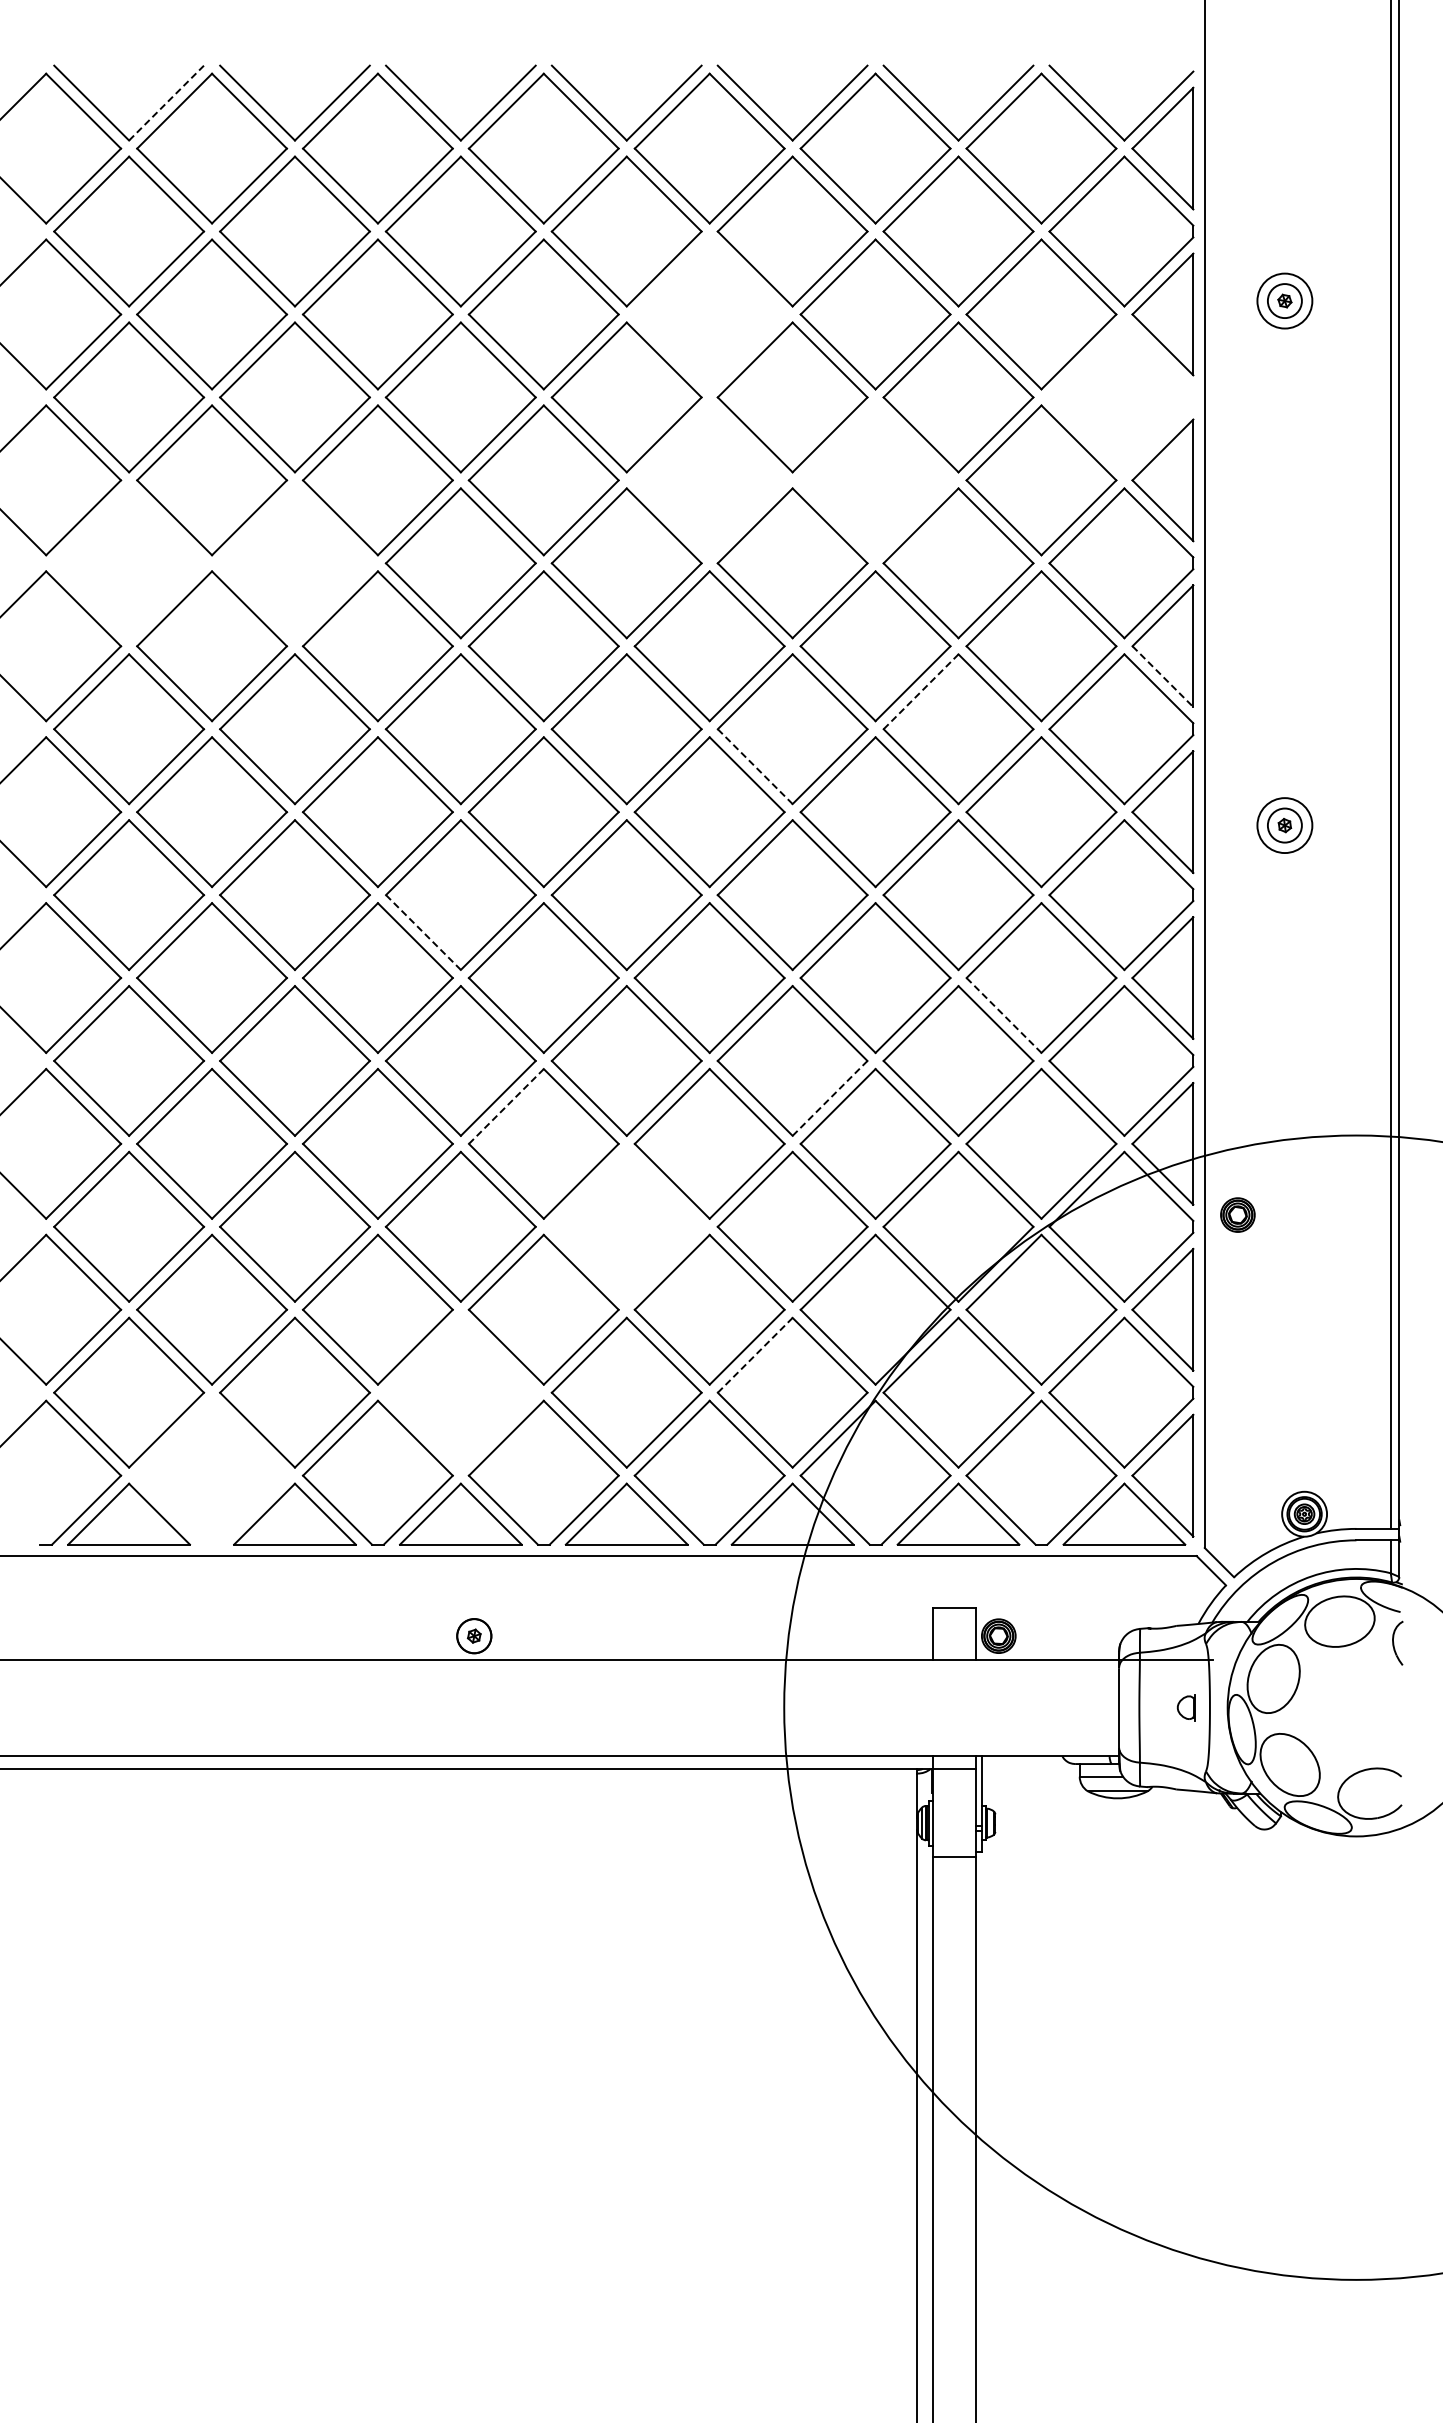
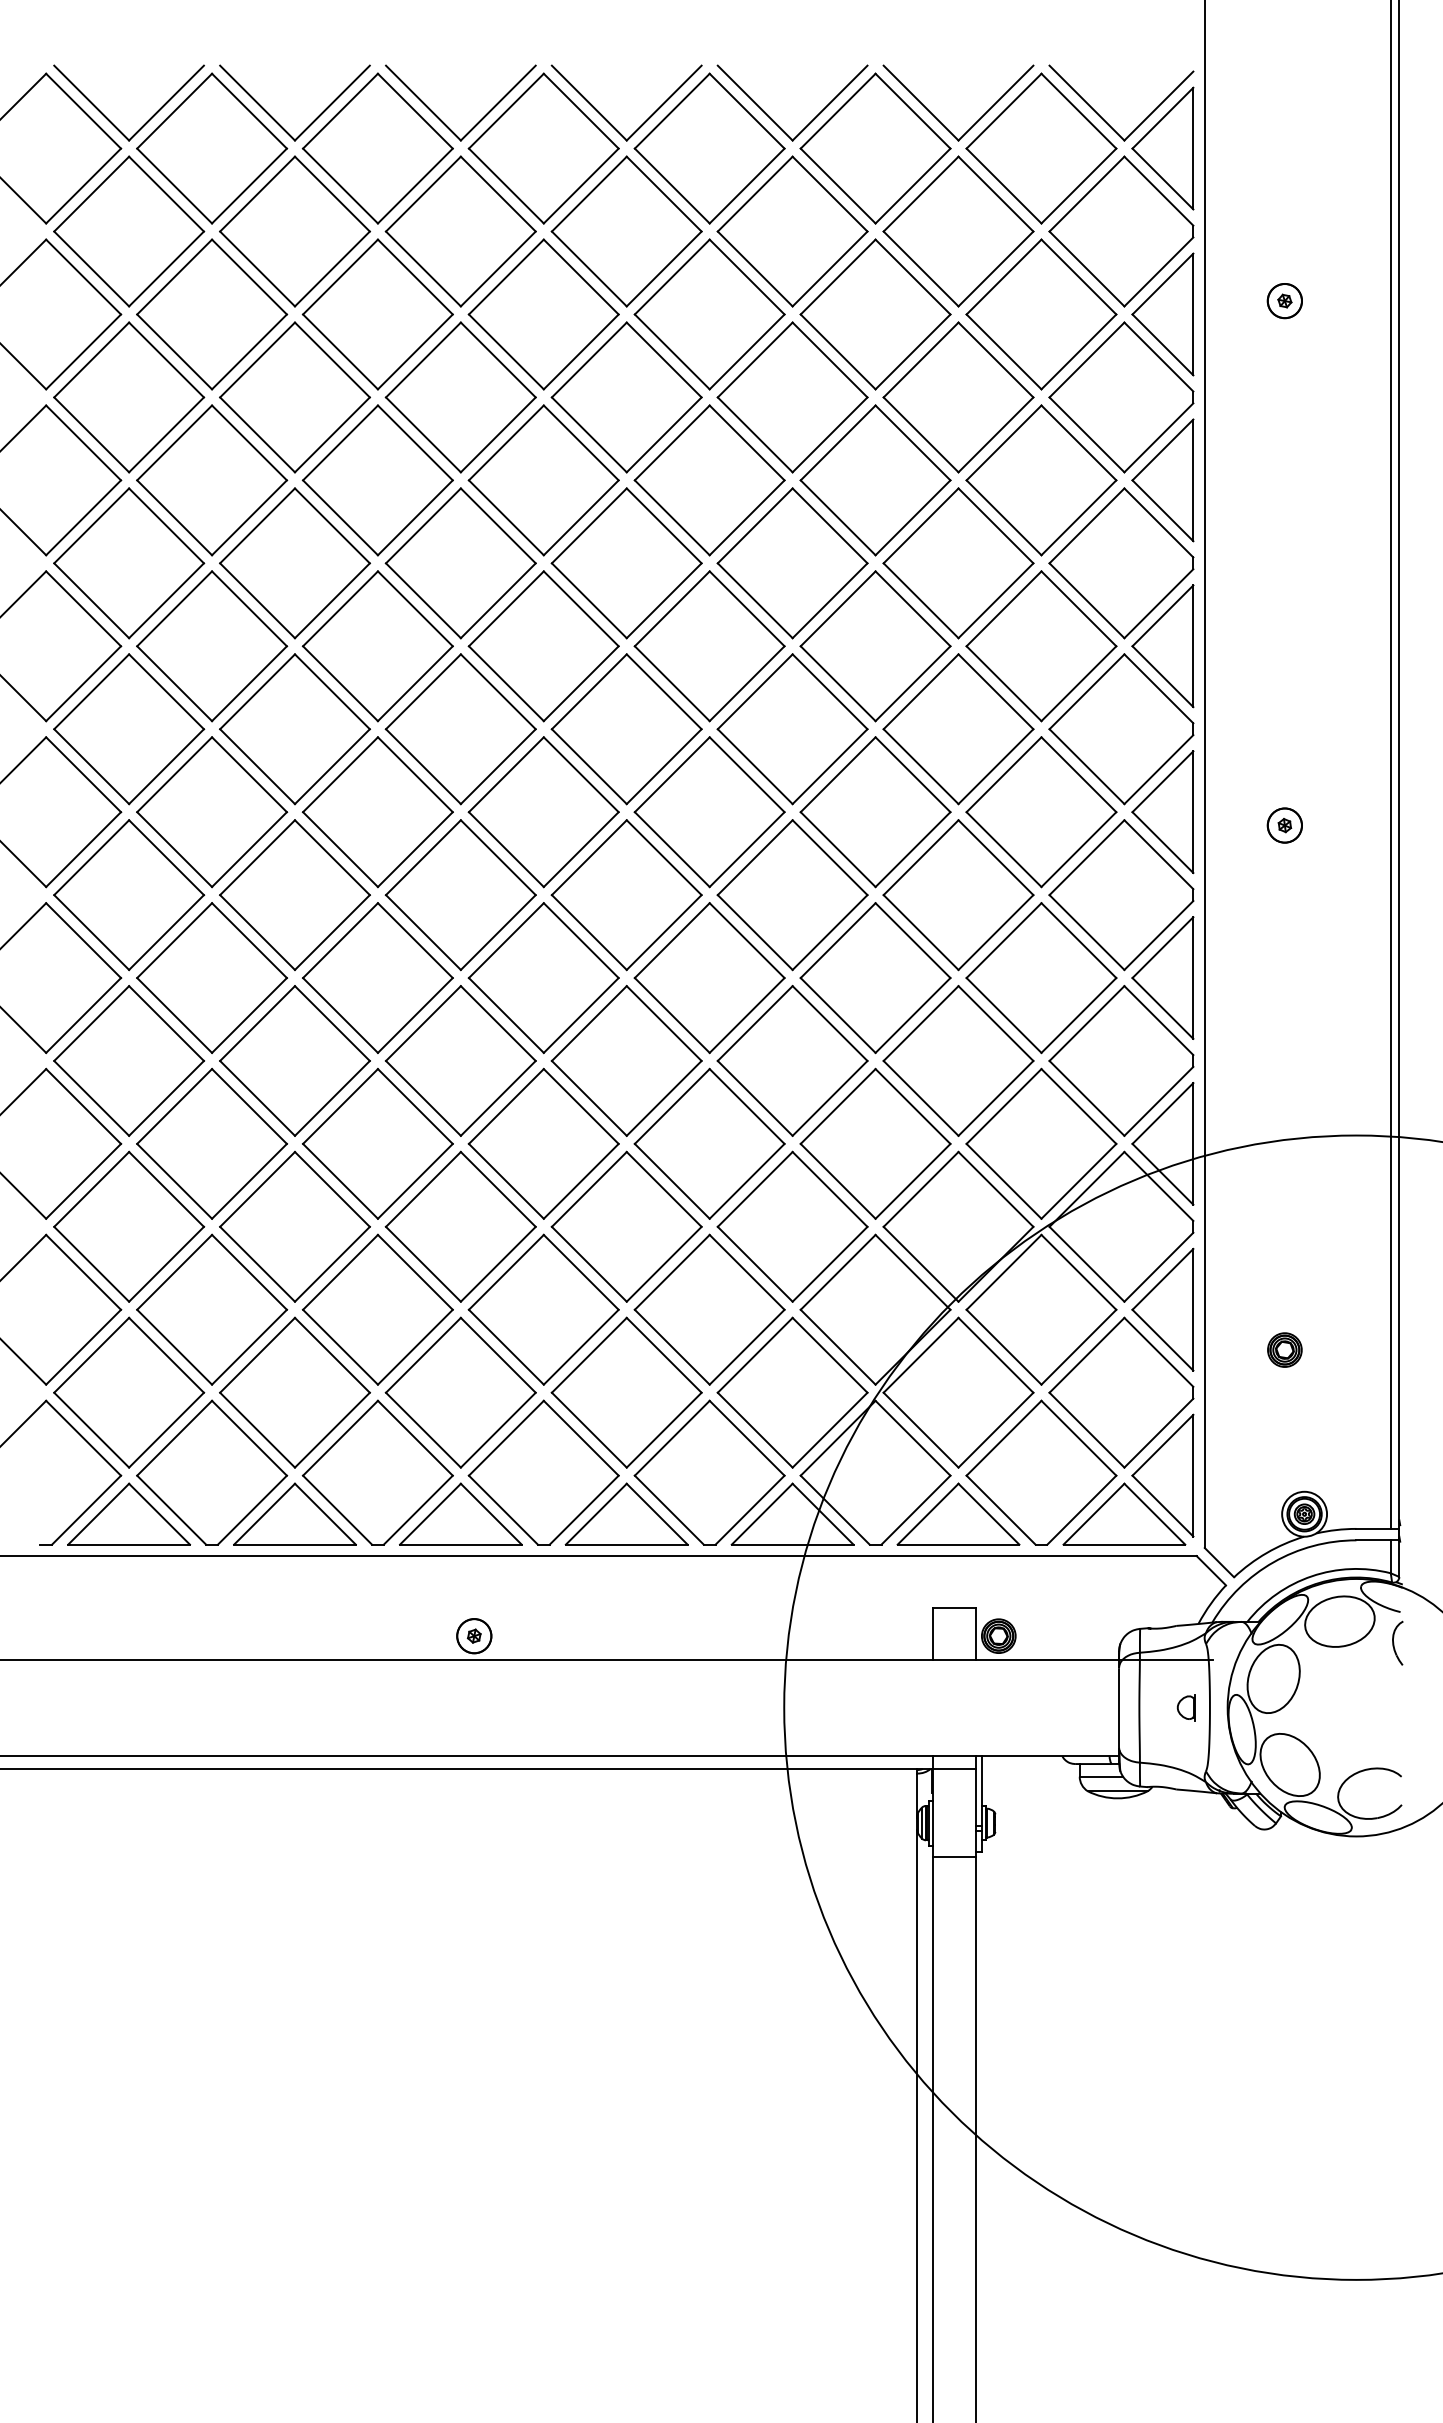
line: dashed -> solid (166, 103)
circle diameter: 55 px -> 34 px (1284, 300)
part: none -> present (709, 314)
part: none -> present (1121, 397)
part: none -> present (709, 480)
part: none -> present (875, 480)
part: none -> present (129, 563)
part: none -> present (294, 563)
line: dashed -> solid (1163, 677)
line: dashed -> solid (921, 691)
line: dashed -> solid (755, 766)
circle diameter: 55 px -> 34 px (1284, 825)
line: dashed -> solid (423, 932)
line: dashed -> solid (1004, 1015)
line: dashed -> solid (830, 1098)
line: dashed -> solid (506, 1106)
part position: (1237, 1214) -> (1284, 1349) (1284, 1349)
part: none -> present (626, 1226)
line: dashed -> solid (755, 1355)
part: none -> present (460, 1392)
part: none -> present (212, 1472)
